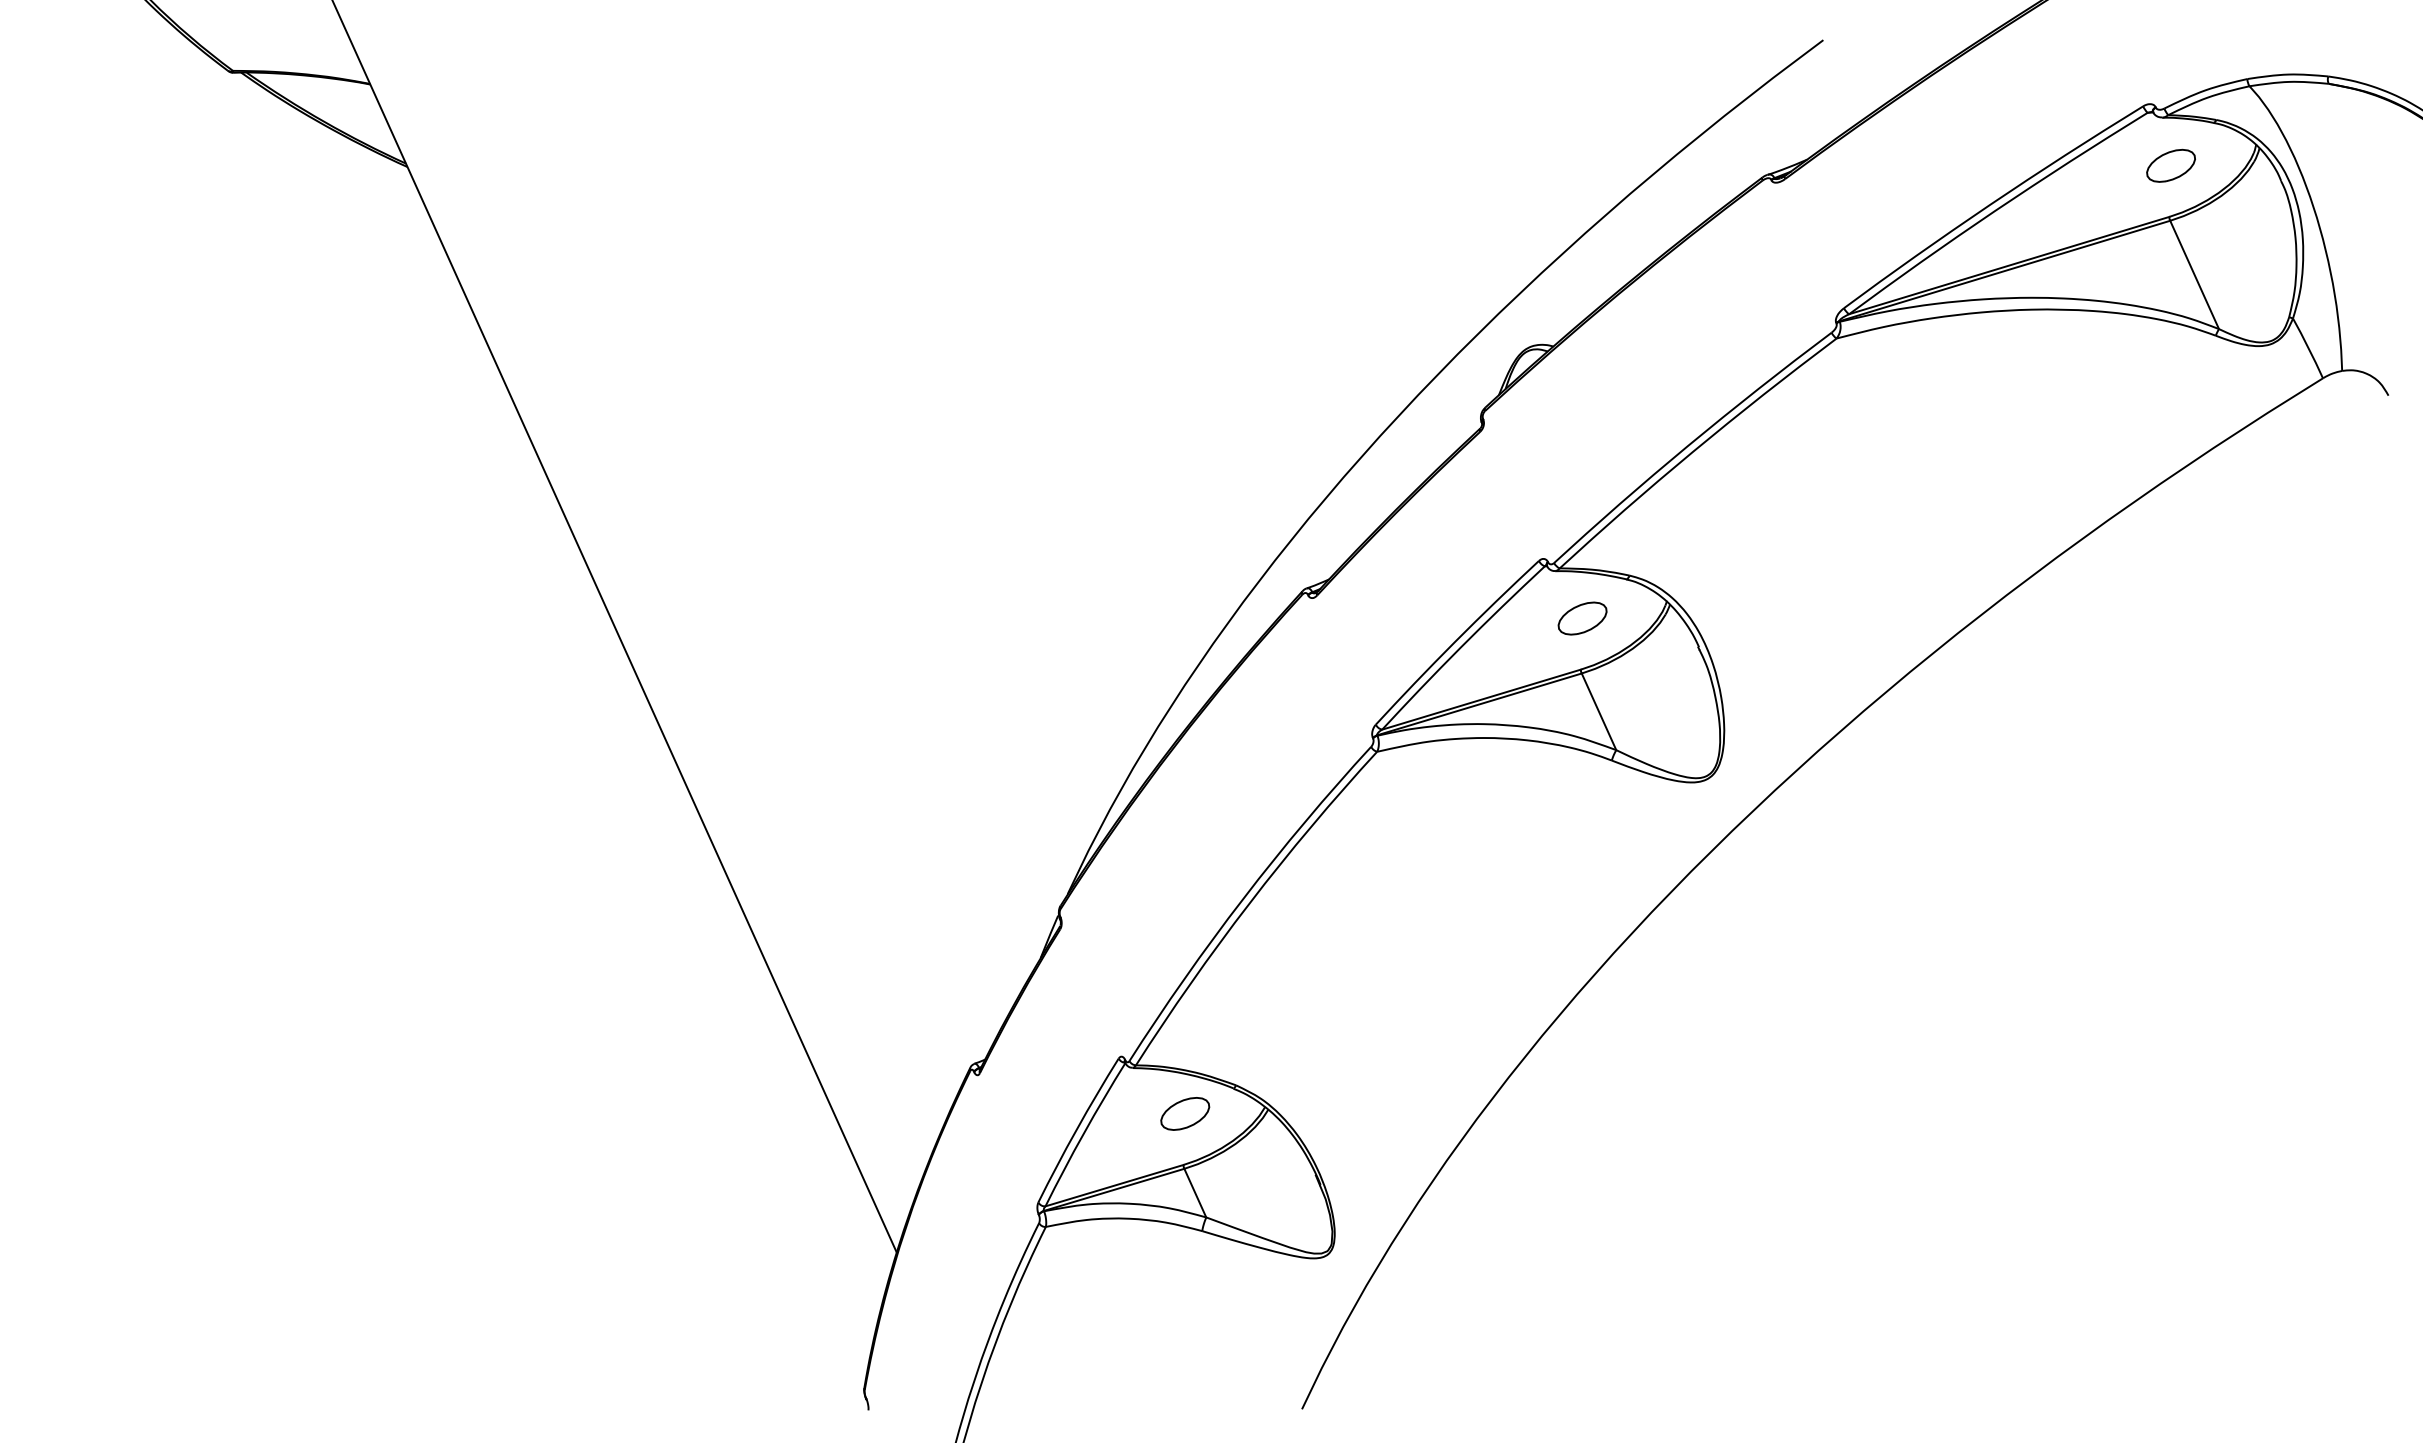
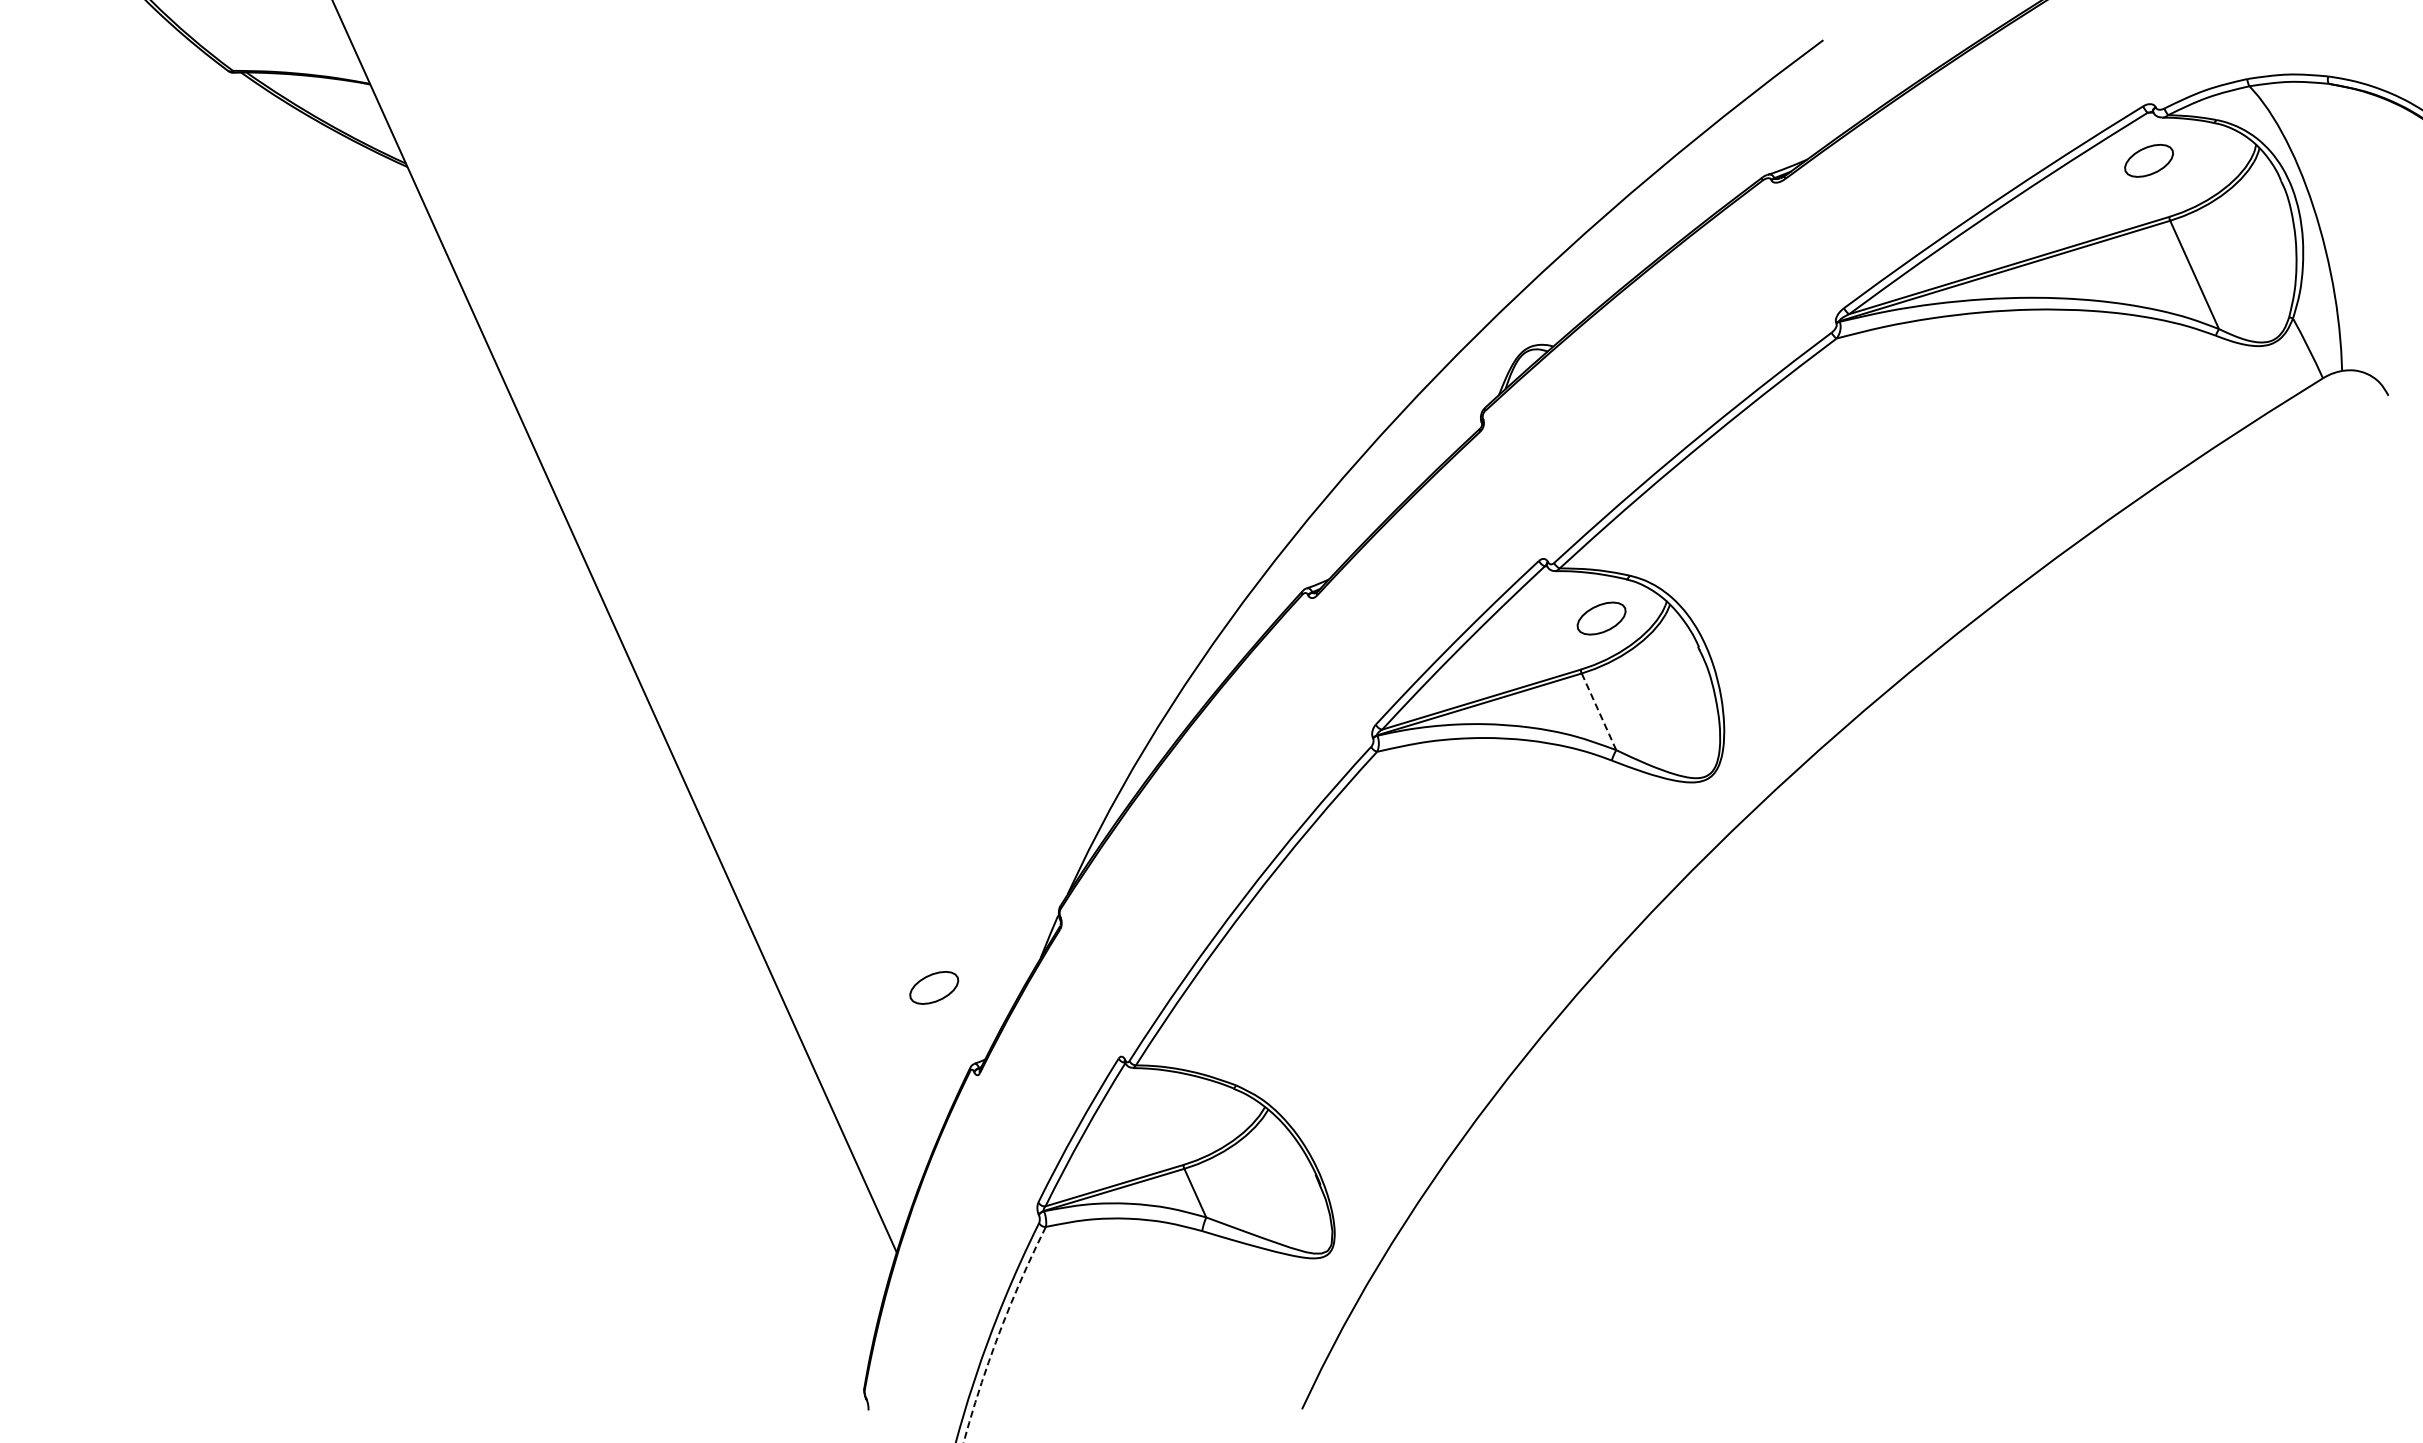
part position: (2170, 165) -> (2148, 160) (2148, 160)
part position: (1582, 618) -> (1601, 618) (1601, 618)
line: solid -> dashed (1598, 711)
part position: (1185, 1113) -> (934, 987) (934, 987)
arc: solid -> dashed (999, 1333)
